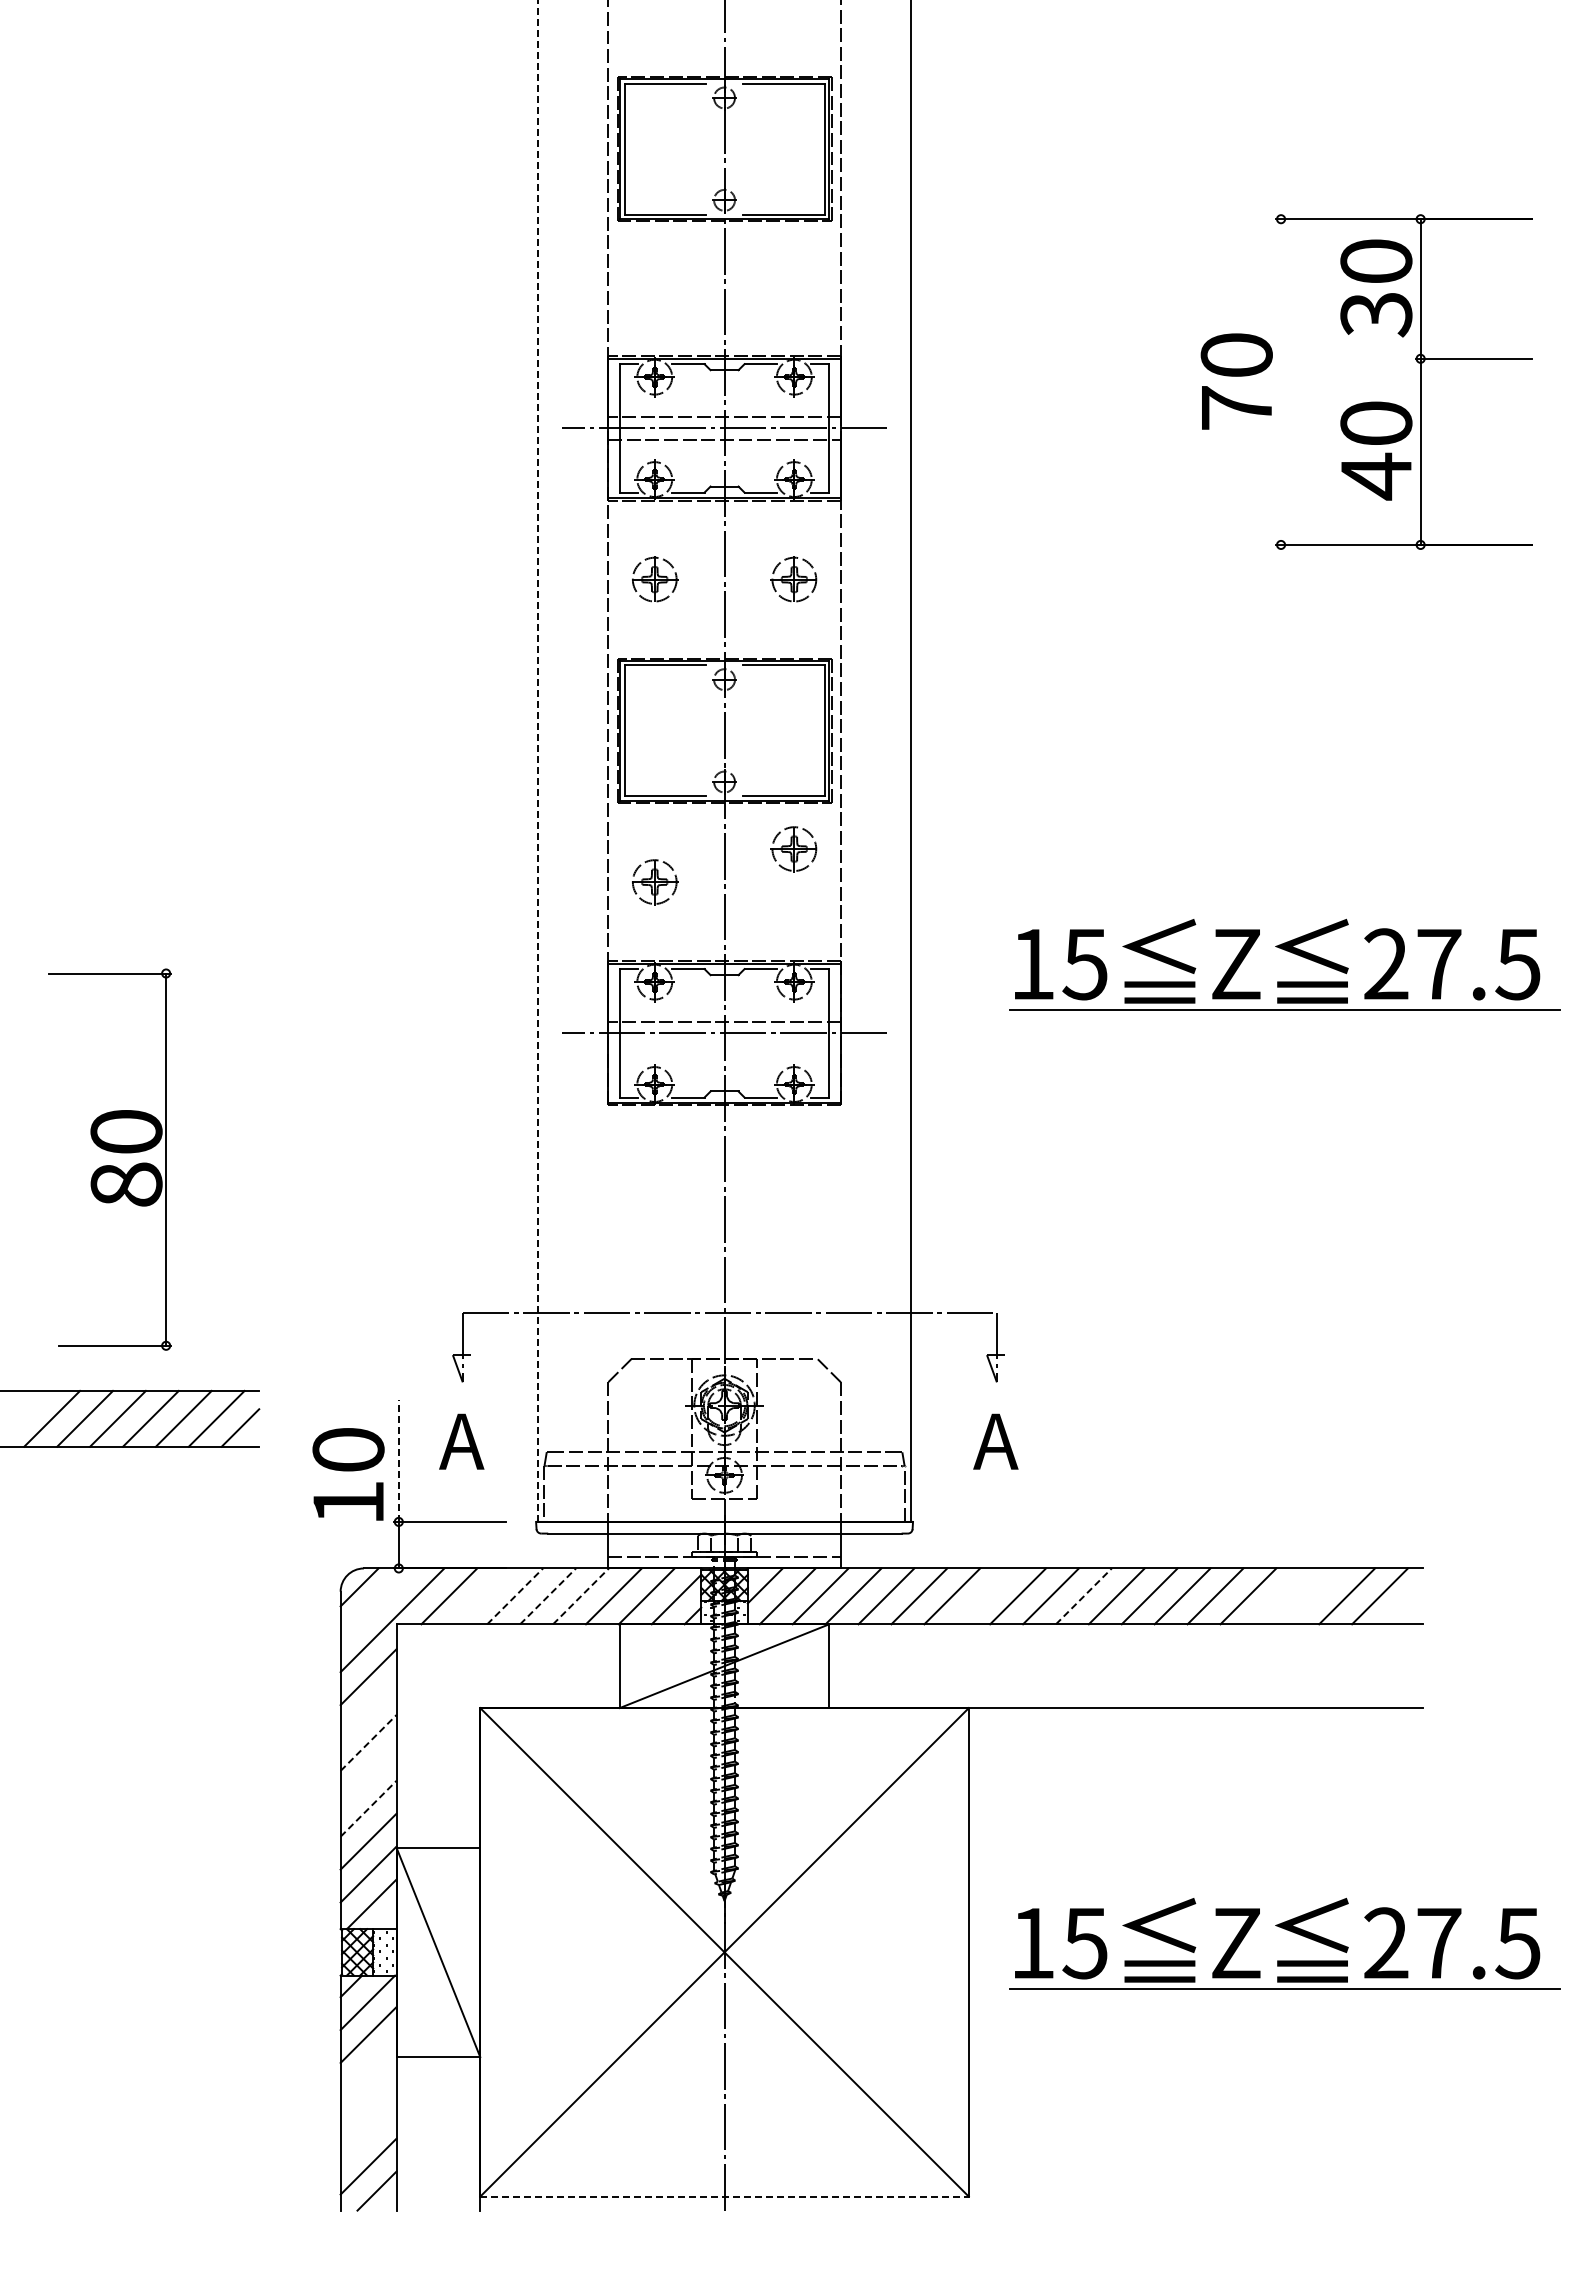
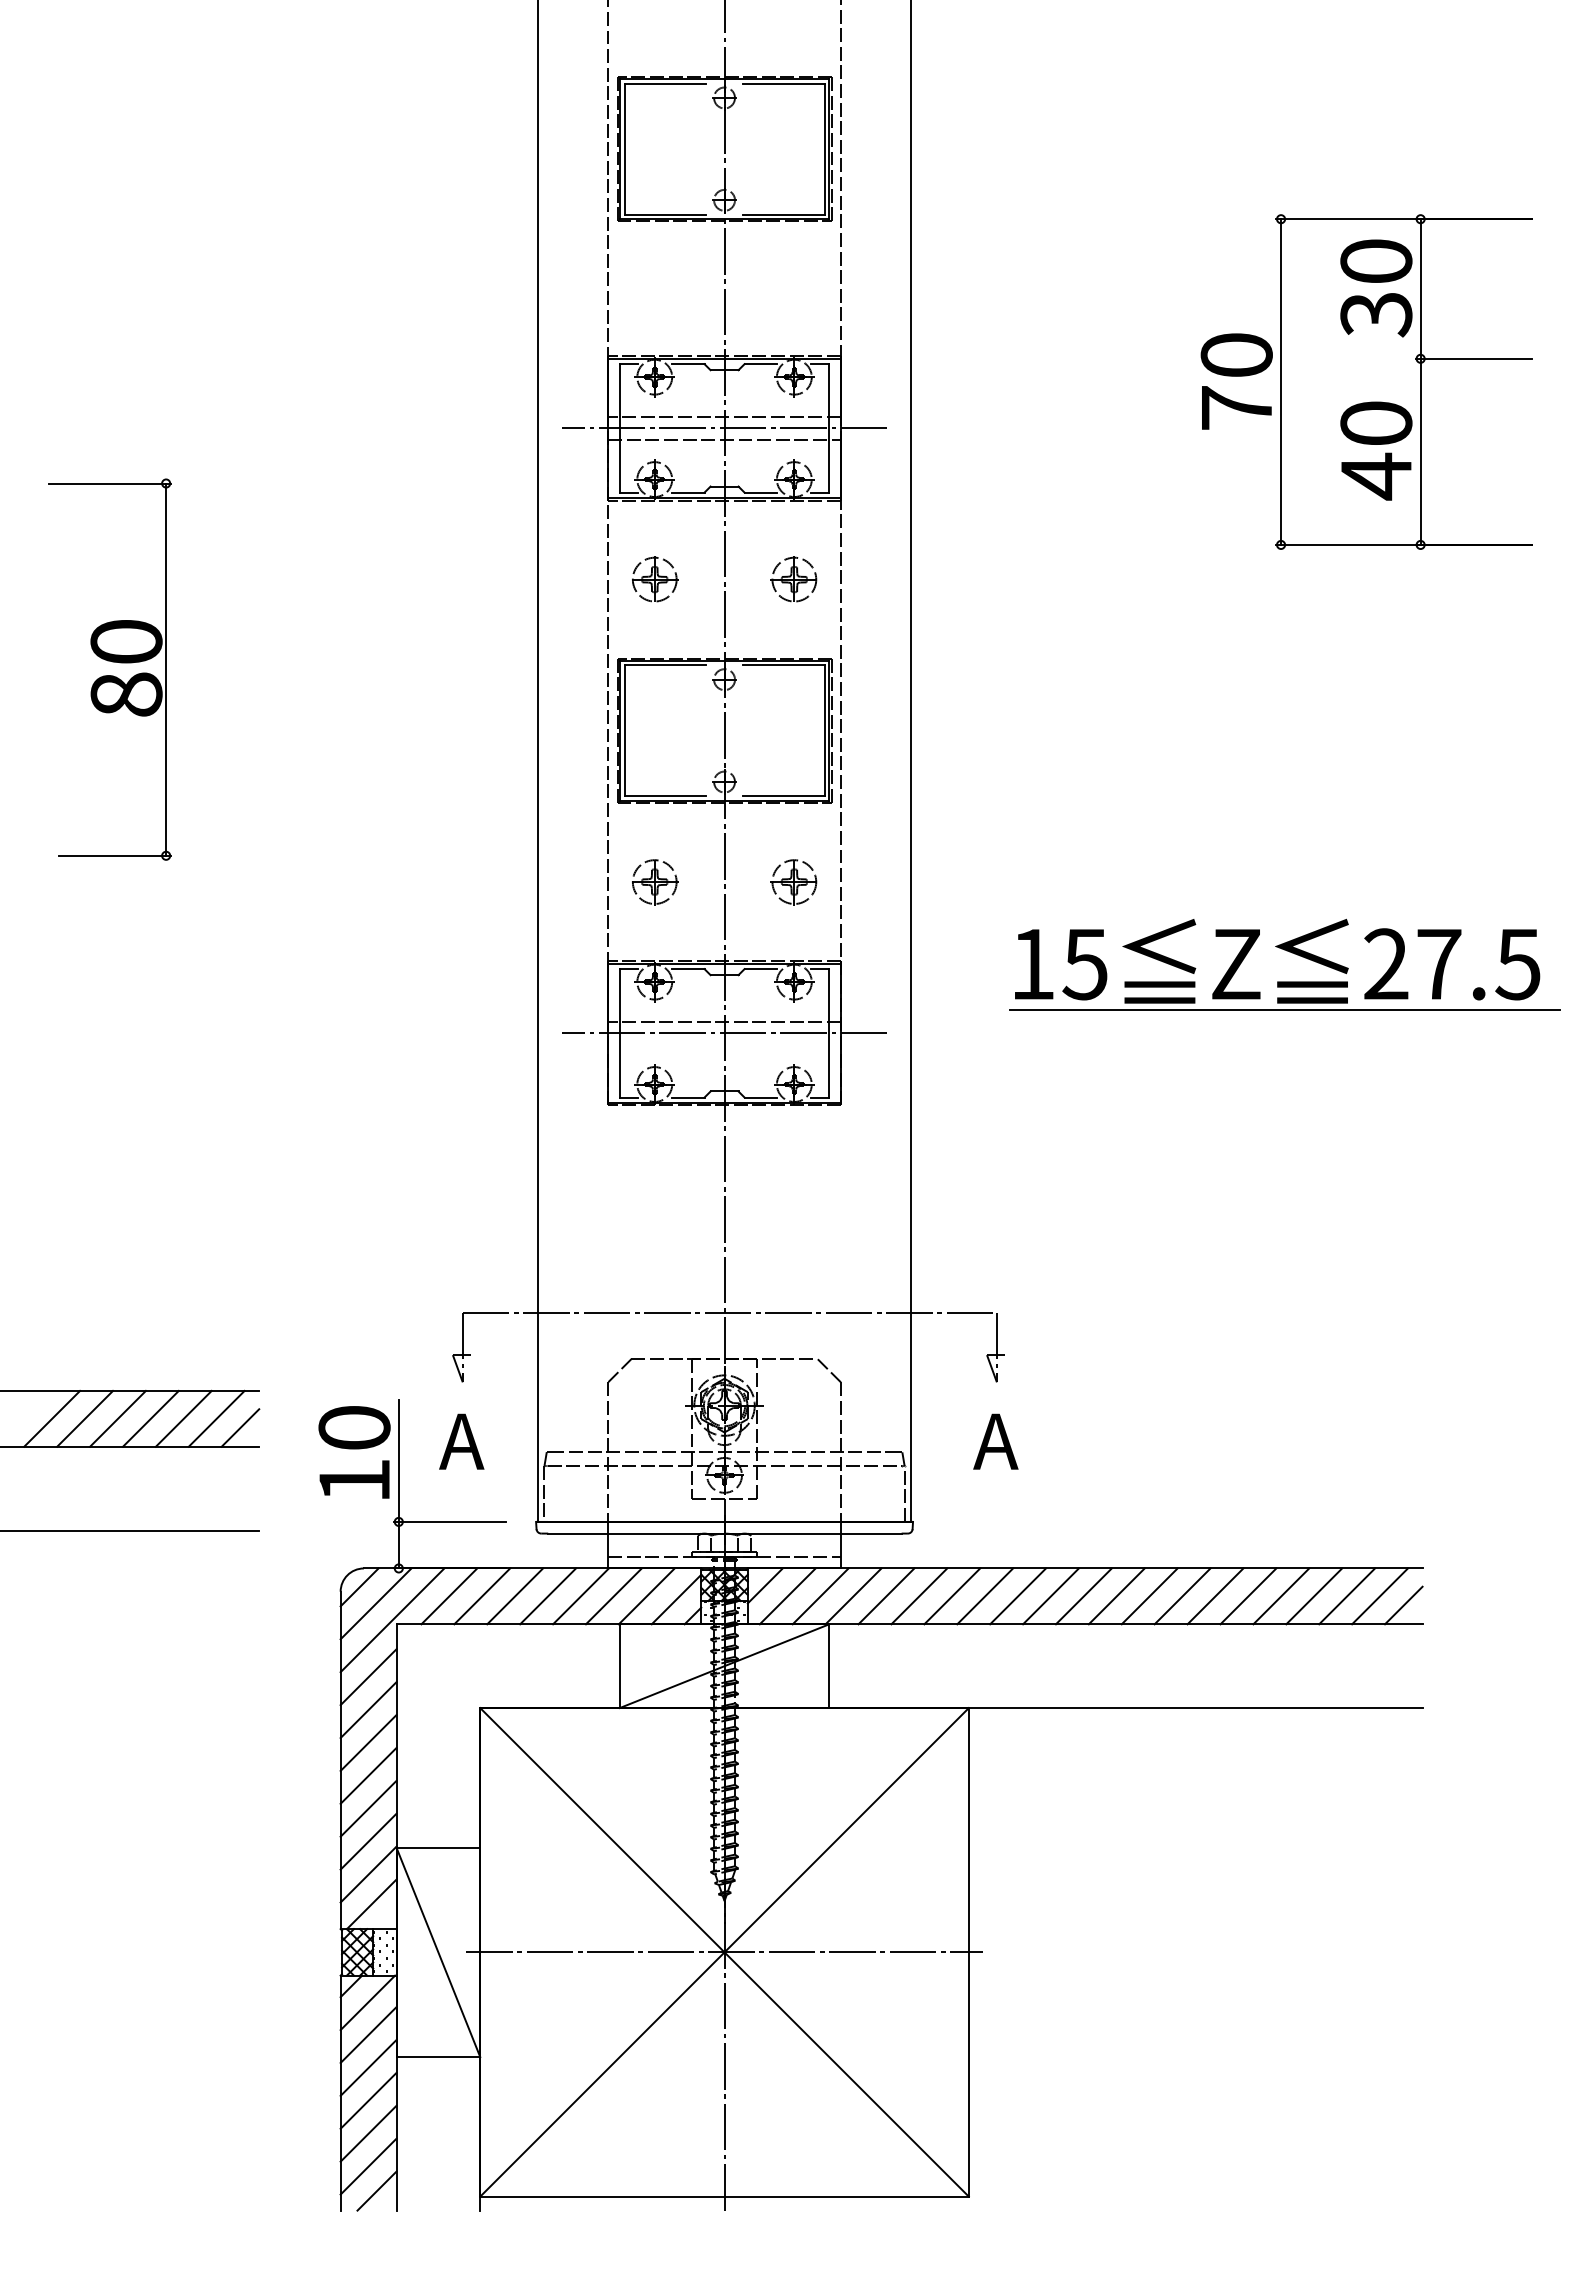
line: none -> present (1281, 381)
line: dashed -> solid (538, 761)
part position: (793, 849) -> (793, 882) (793, 882)
part position: (109, 1159) -> (109, 669) (109, 669)
line: dashed -> solid (398, 1460)
text position: (348, 1474) -> (354, 1452) (354, 1452)
line: none -> present (130, 1530)
line: none -> present (482, 1596)
line: dashed -> solid (515, 1596)
line: dashed -> solid (548, 1596)
line: dashed -> solid (581, 1596)
line: none -> present (985, 1596)
line: dashed -> solid (1084, 1596)
line: none -> present (1281, 1596)
line: none -> present (1314, 1596)
line: none -> present (375, 1603)
line: none -> present (1403, 1605)
line: none -> present (368, 1710)
line: dashed -> solid (368, 1742)
line: none -> present (368, 1775)
line: dashed -> solid (368, 1808)
part: present -> none (1289, 1931)
line: none -> present (724, 1952)
line: none -> present (368, 2067)
line: none -> present (368, 2100)
line: none -> present (368, 2133)
line: dashed -> solid (725, 2196)
